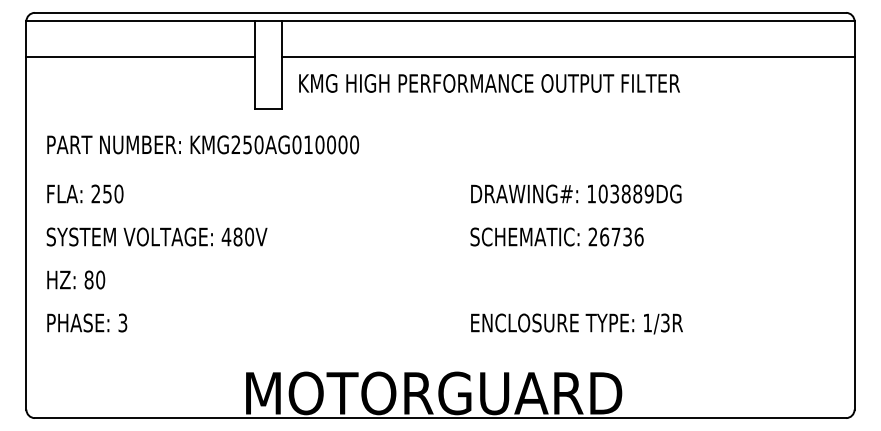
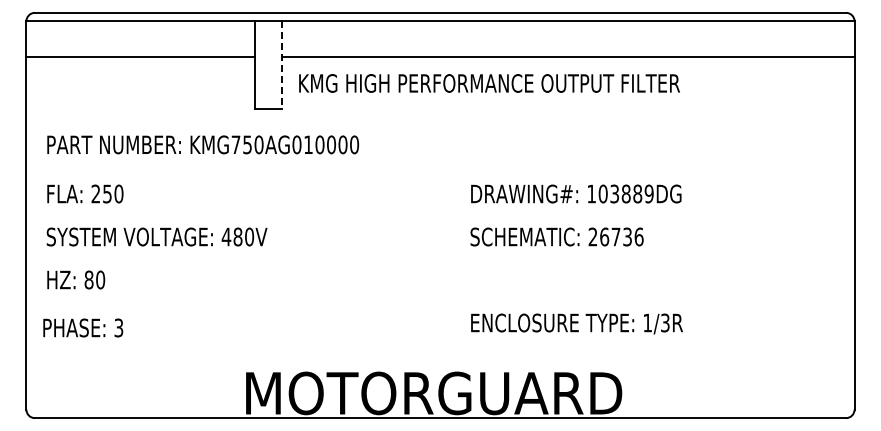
line: solid -> dashed (281, 65)
text: KMG250AG010000 -> KMG750AG010000 (235, 144)
text position: (87, 322) -> (83, 327) (83, 327)
